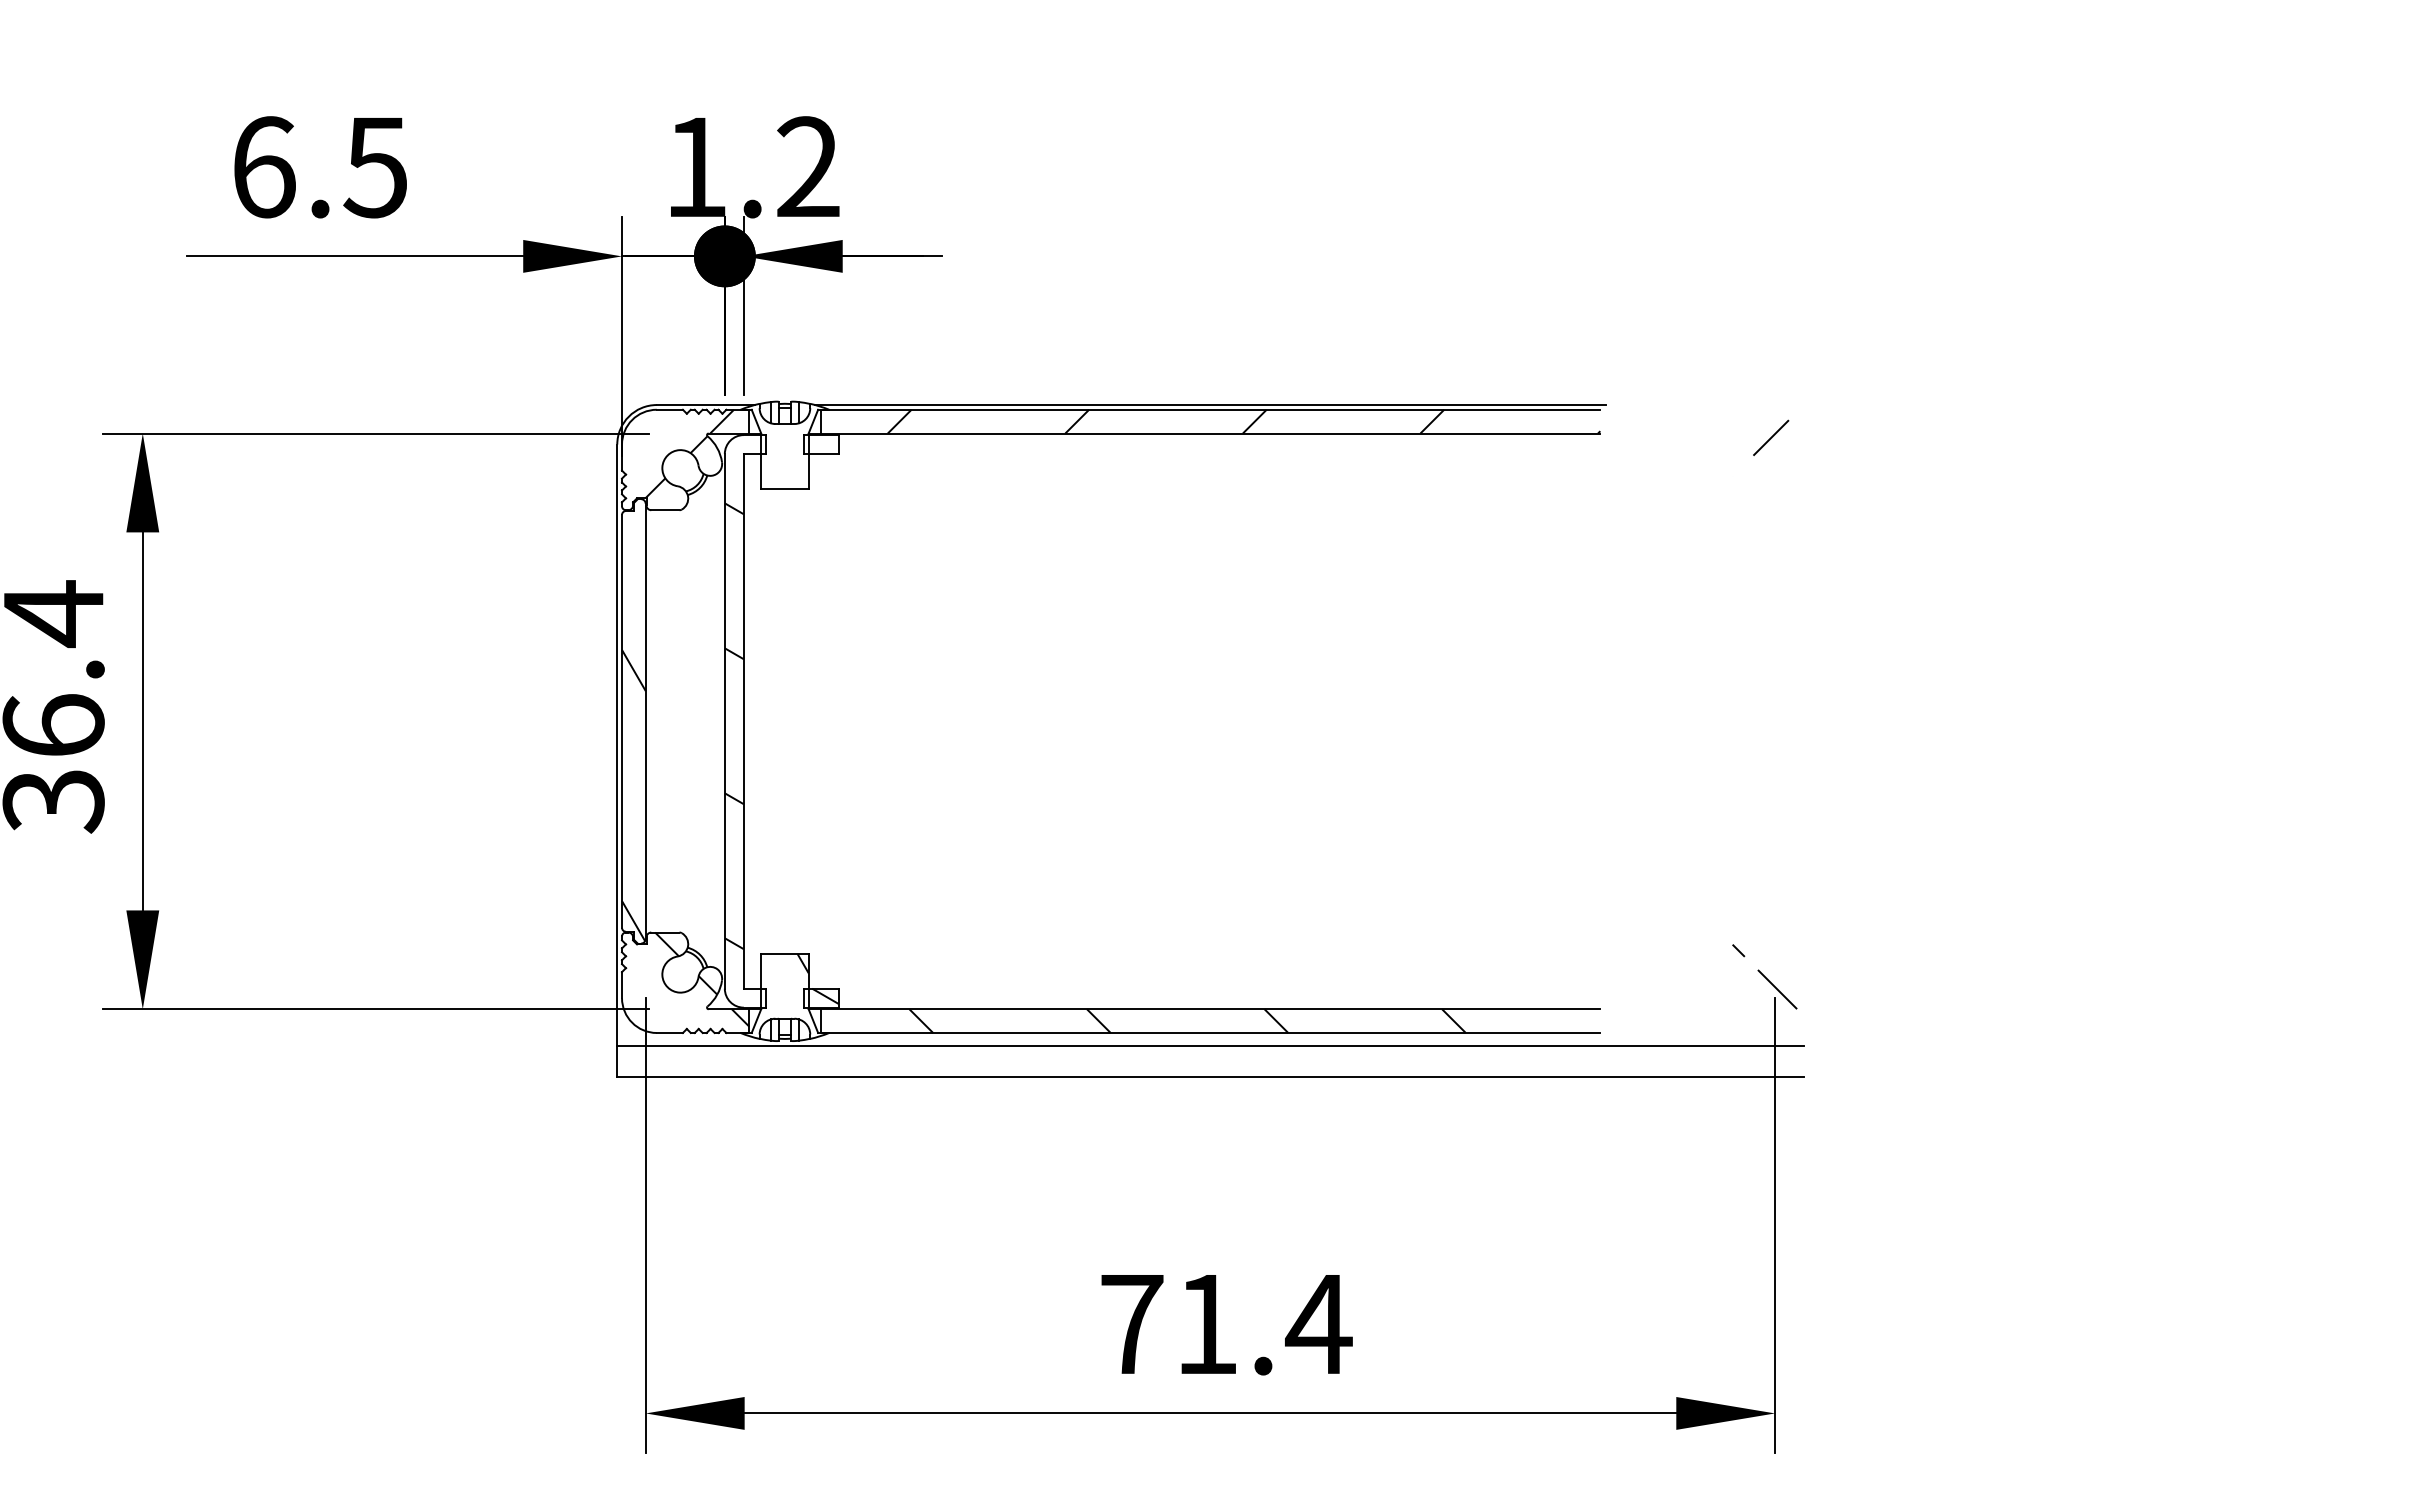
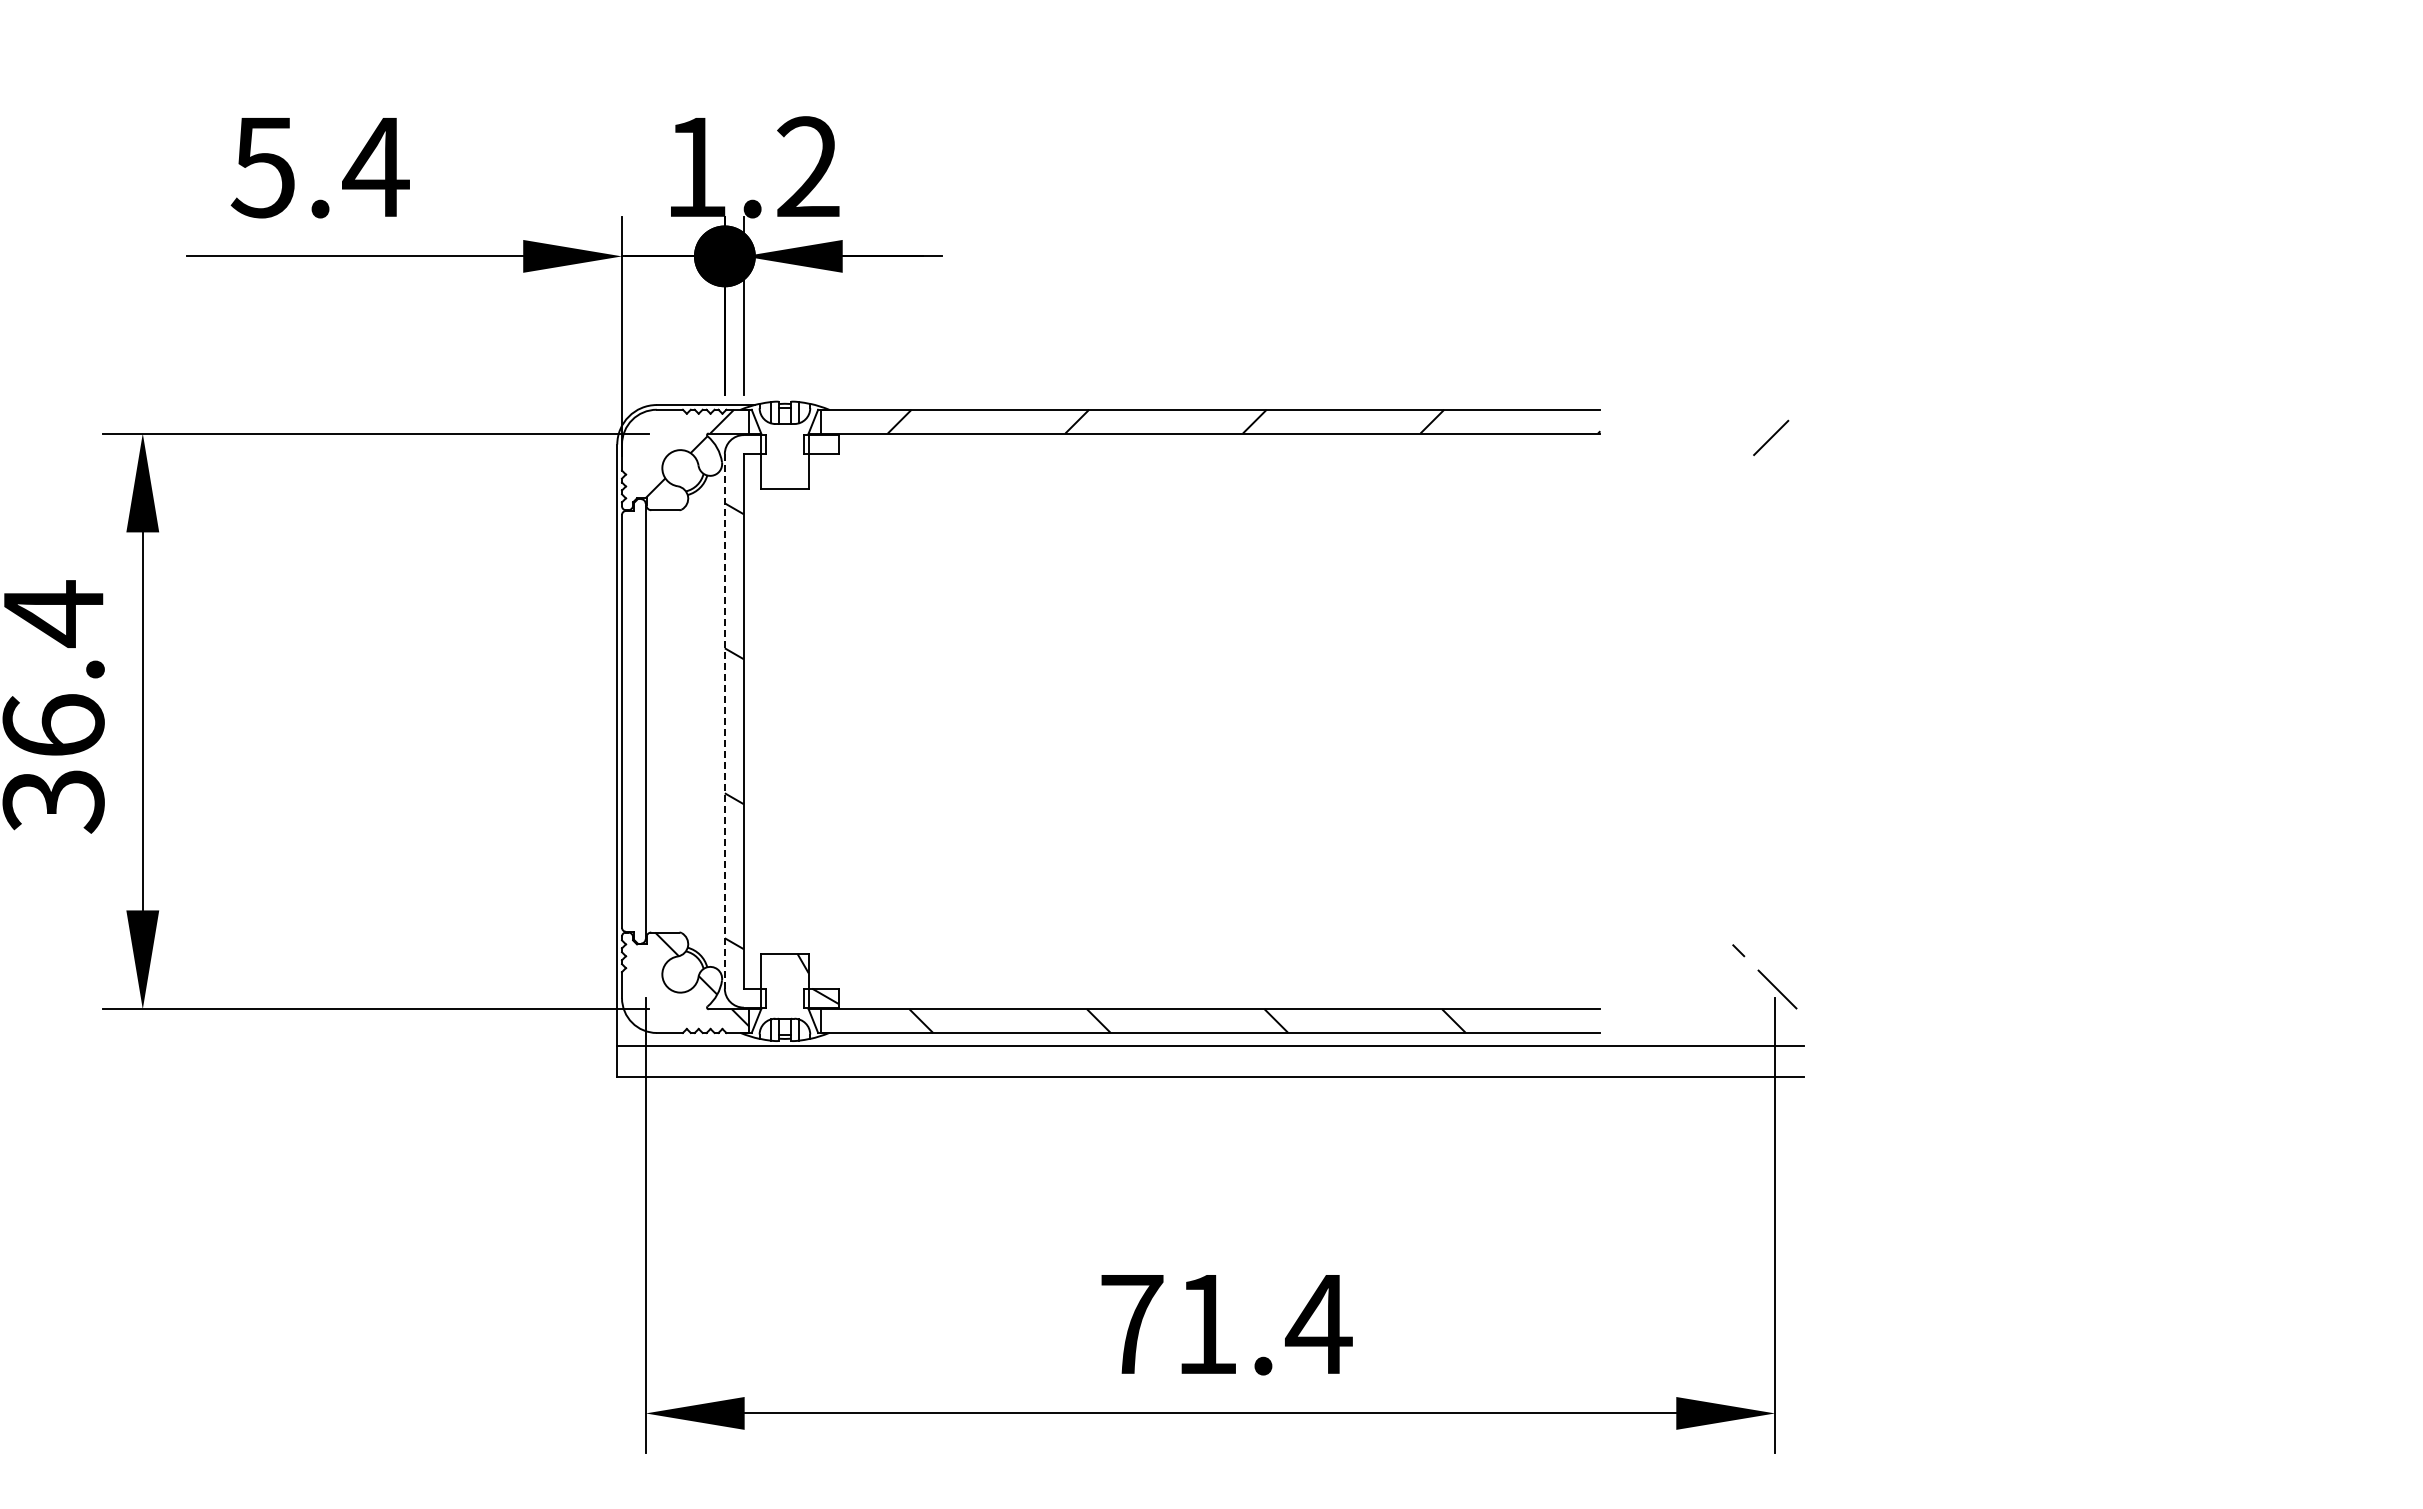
text: 6.5 -> 5.4 (319, 167)
line: present -> none (1210, 405)
line: solid -> dashed (724, 721)
hatch: present -> none (633, 795)
